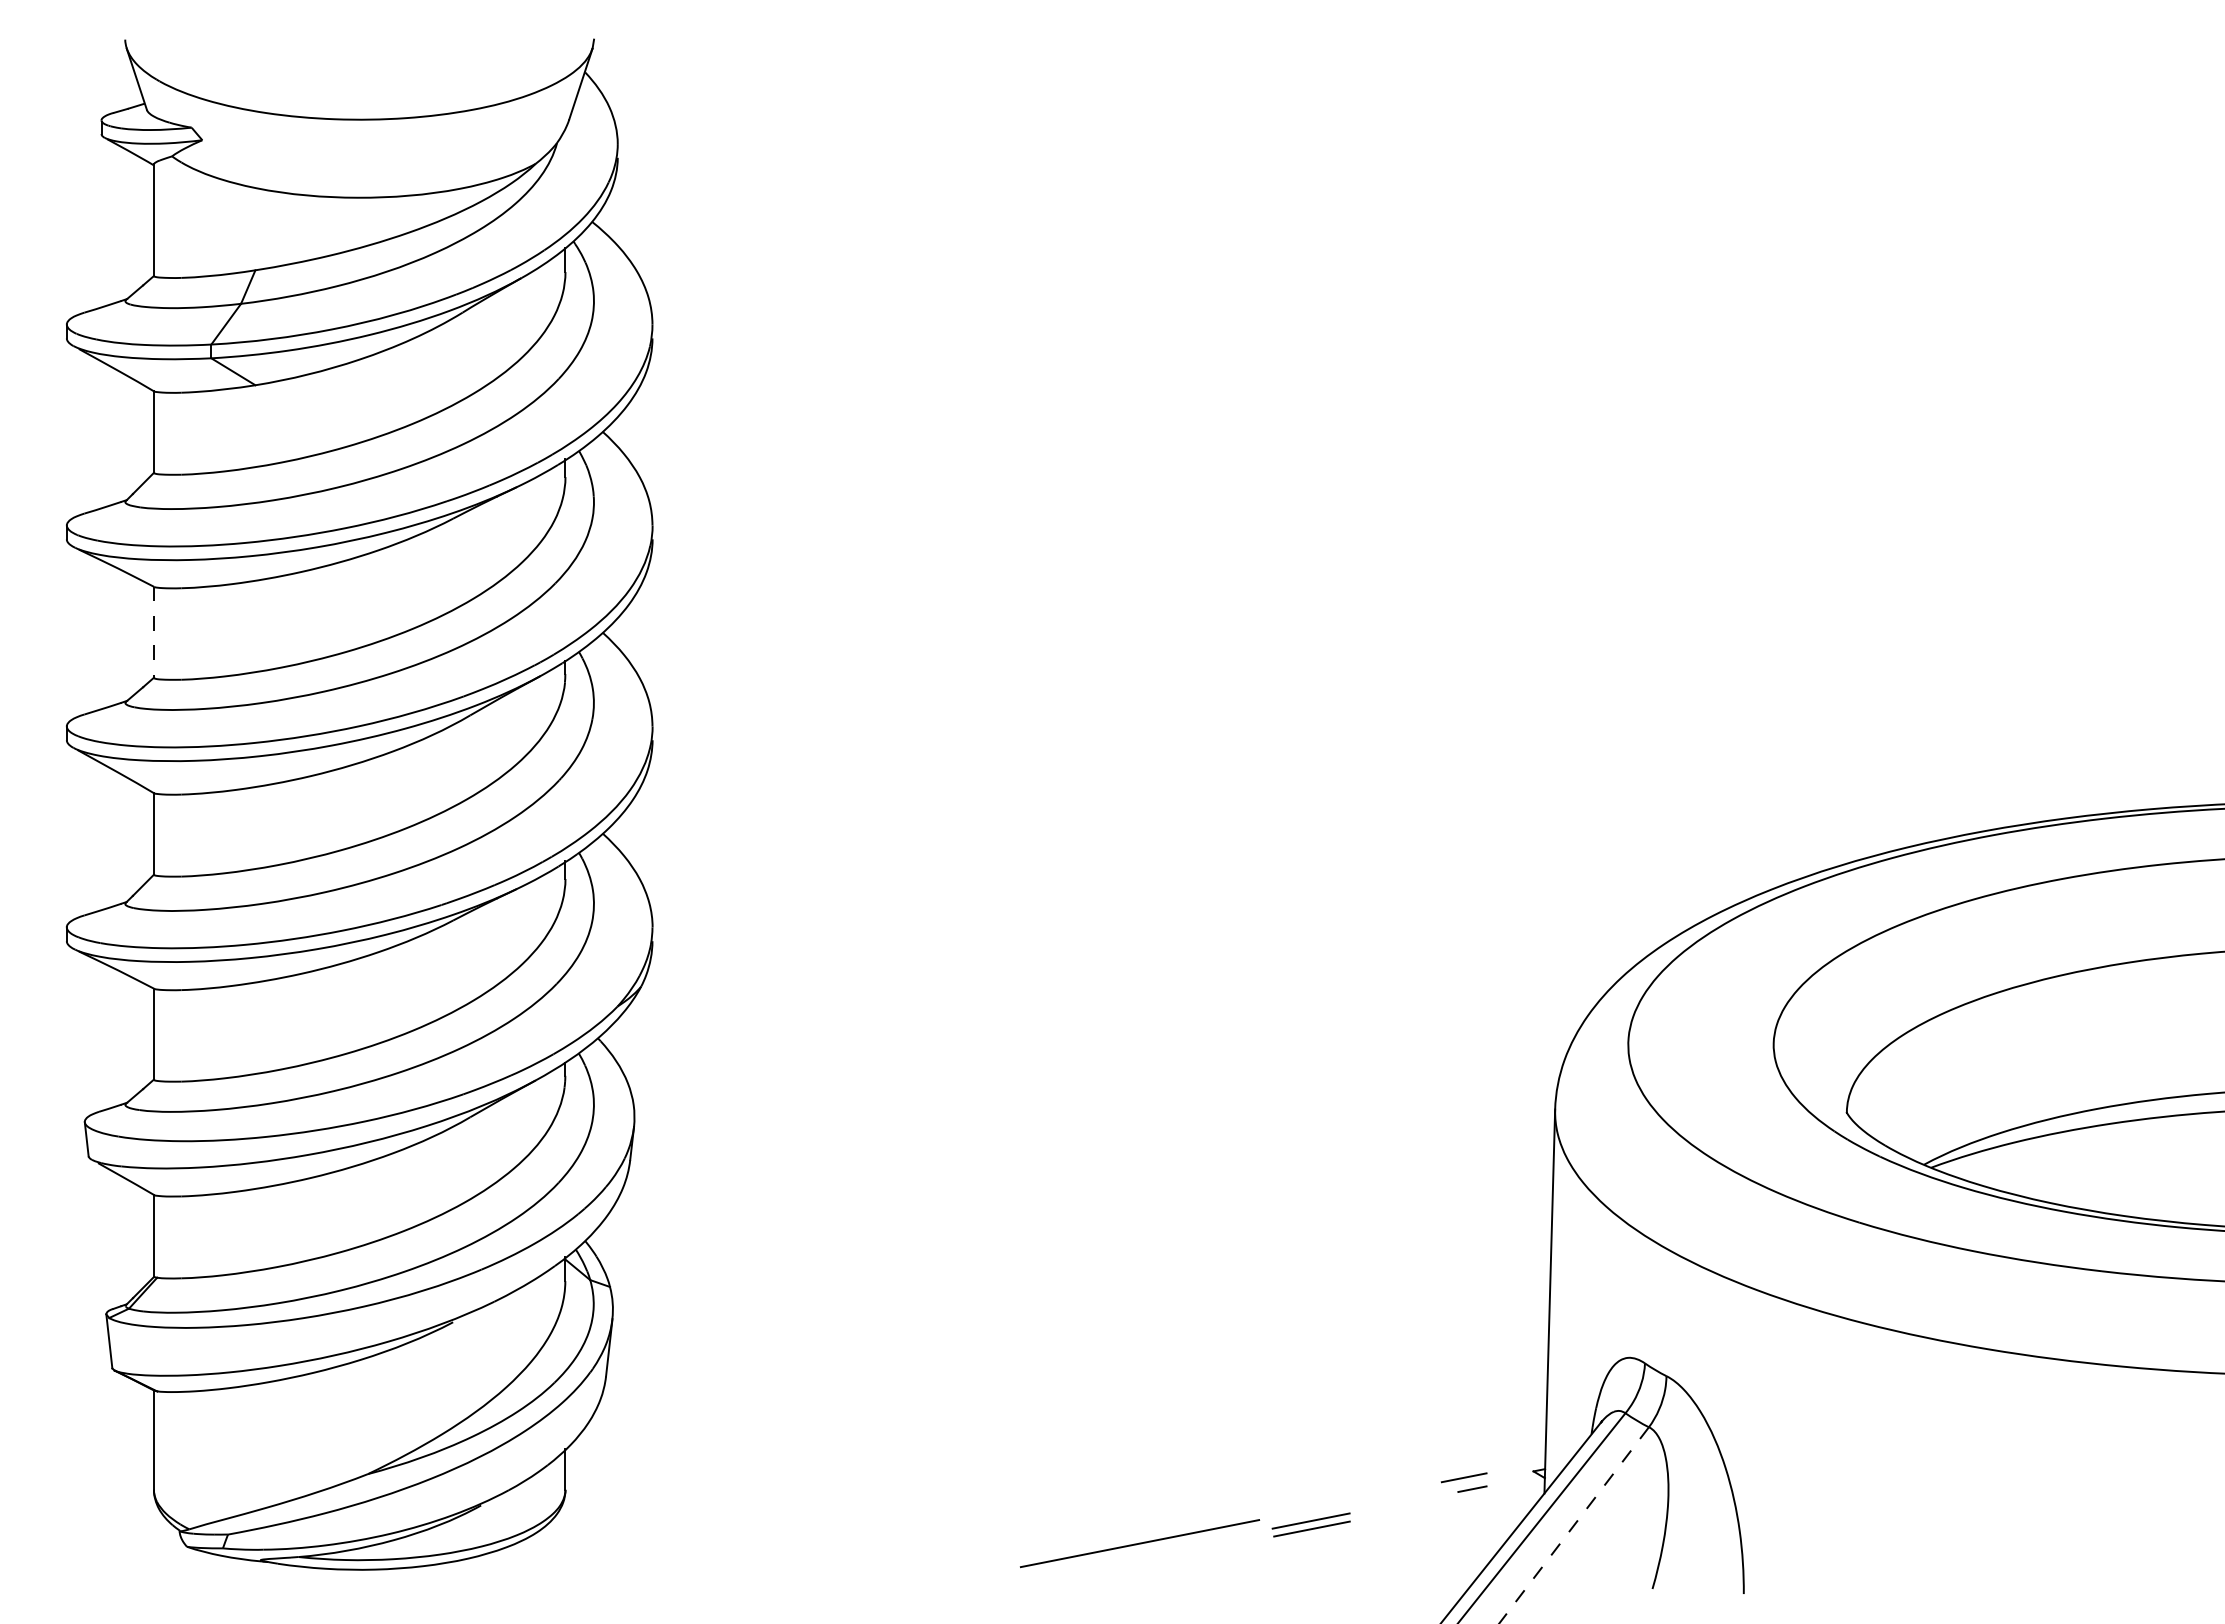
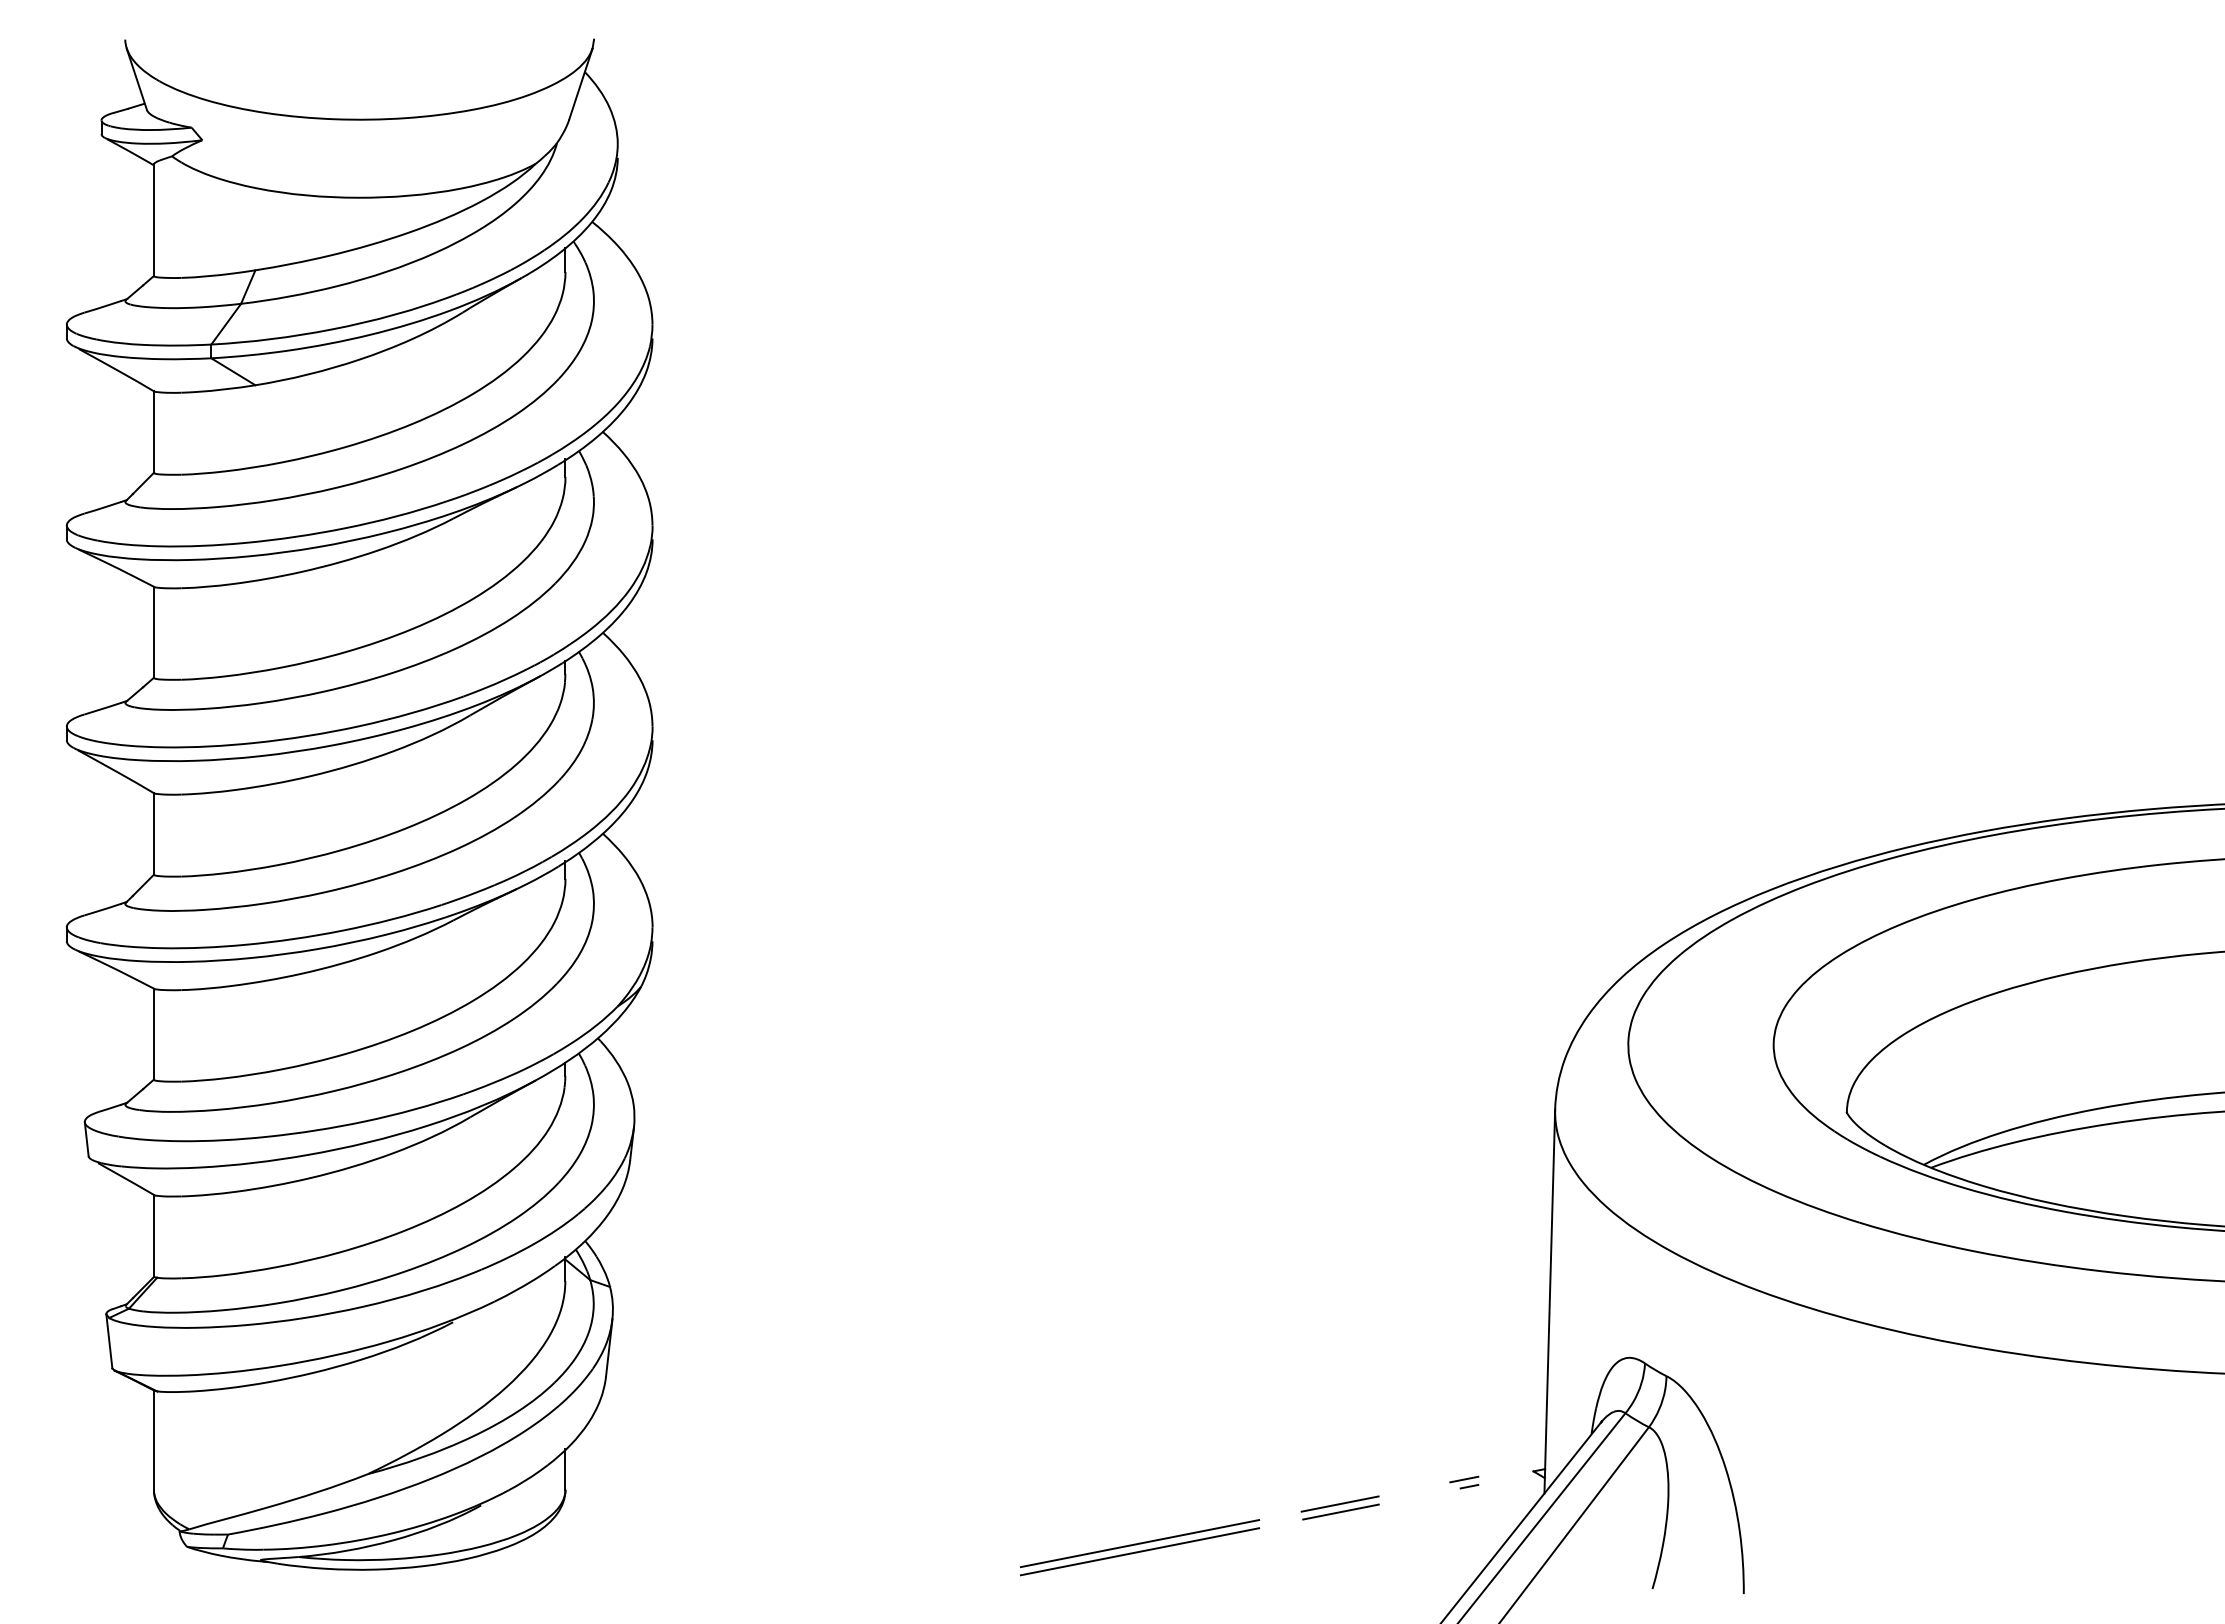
line: dashed -> solid (153, 632)
part size: 48x21 px -> 31x15 px (1464, 1482)
part position: (1310, 1524) -> (1339, 1507) (1339, 1507)
line: dashed -> solid (1573, 1525)
line: none -> present (1139, 1551)
